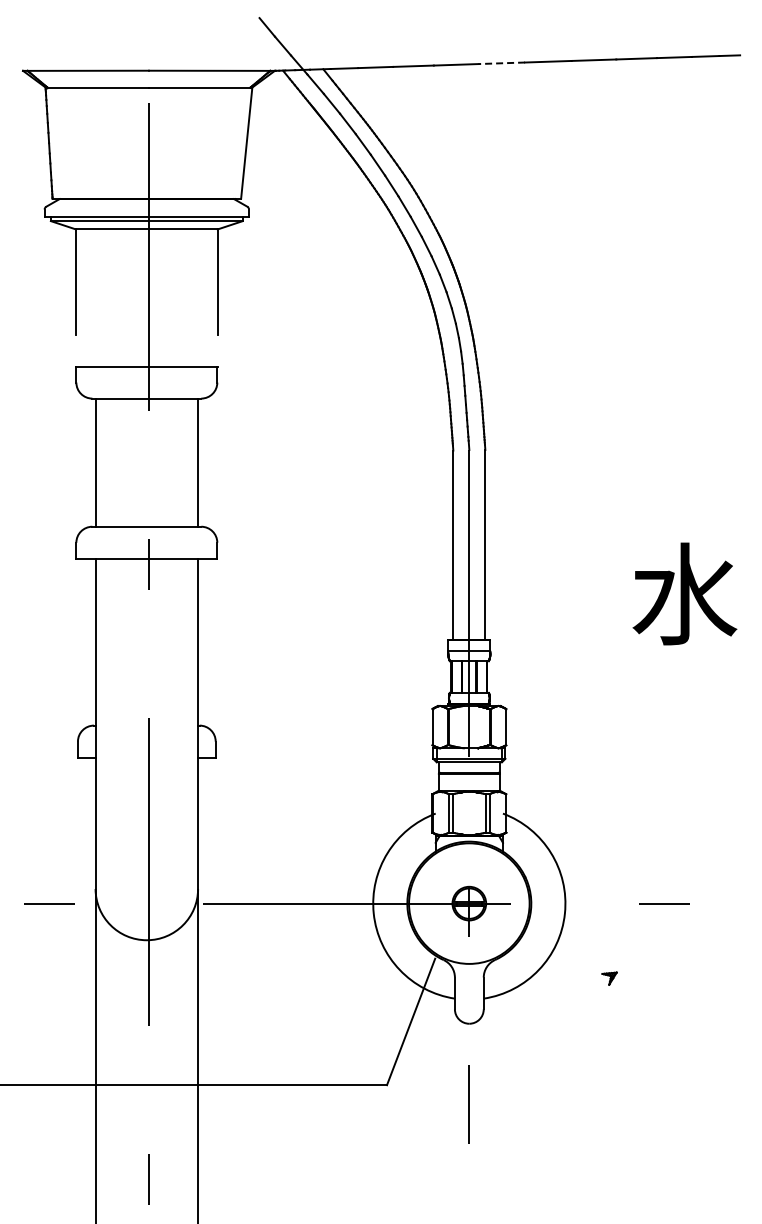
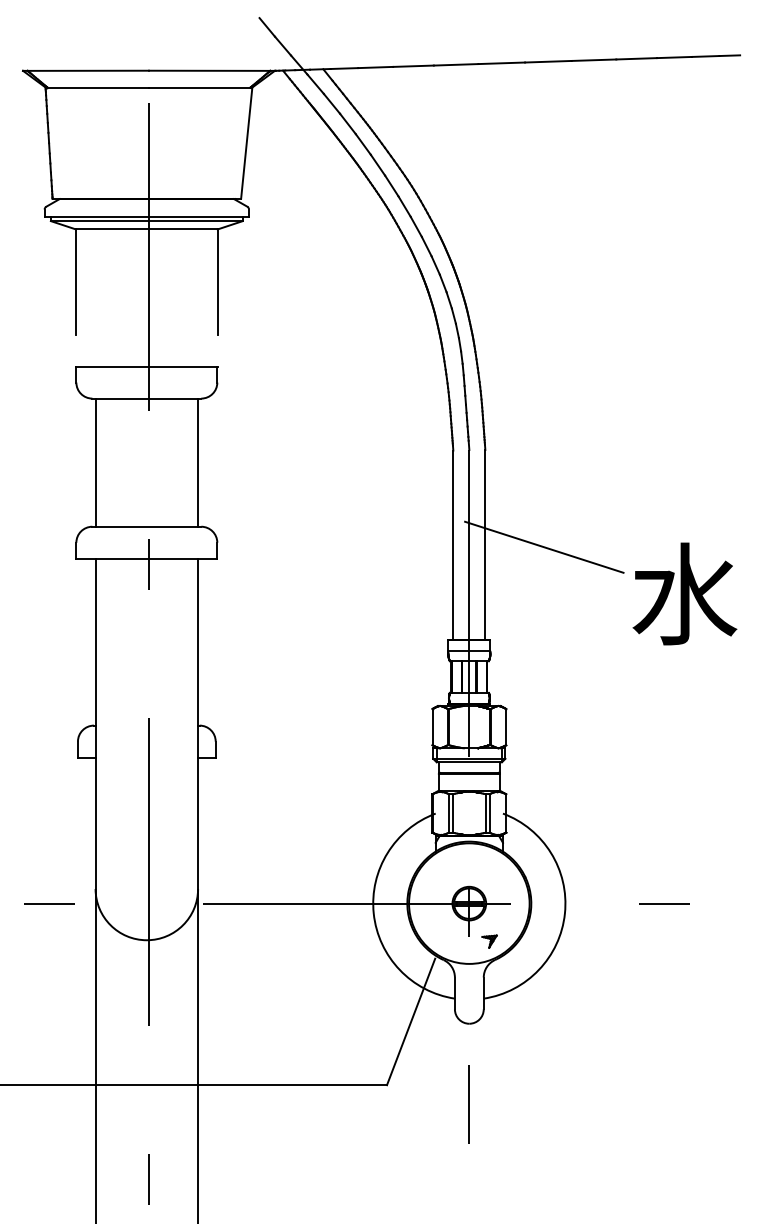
line: dashed -> solid (501, 63)
line: none -> present (544, 546)
part position: (609, 978) -> (489, 941) (489, 941)
